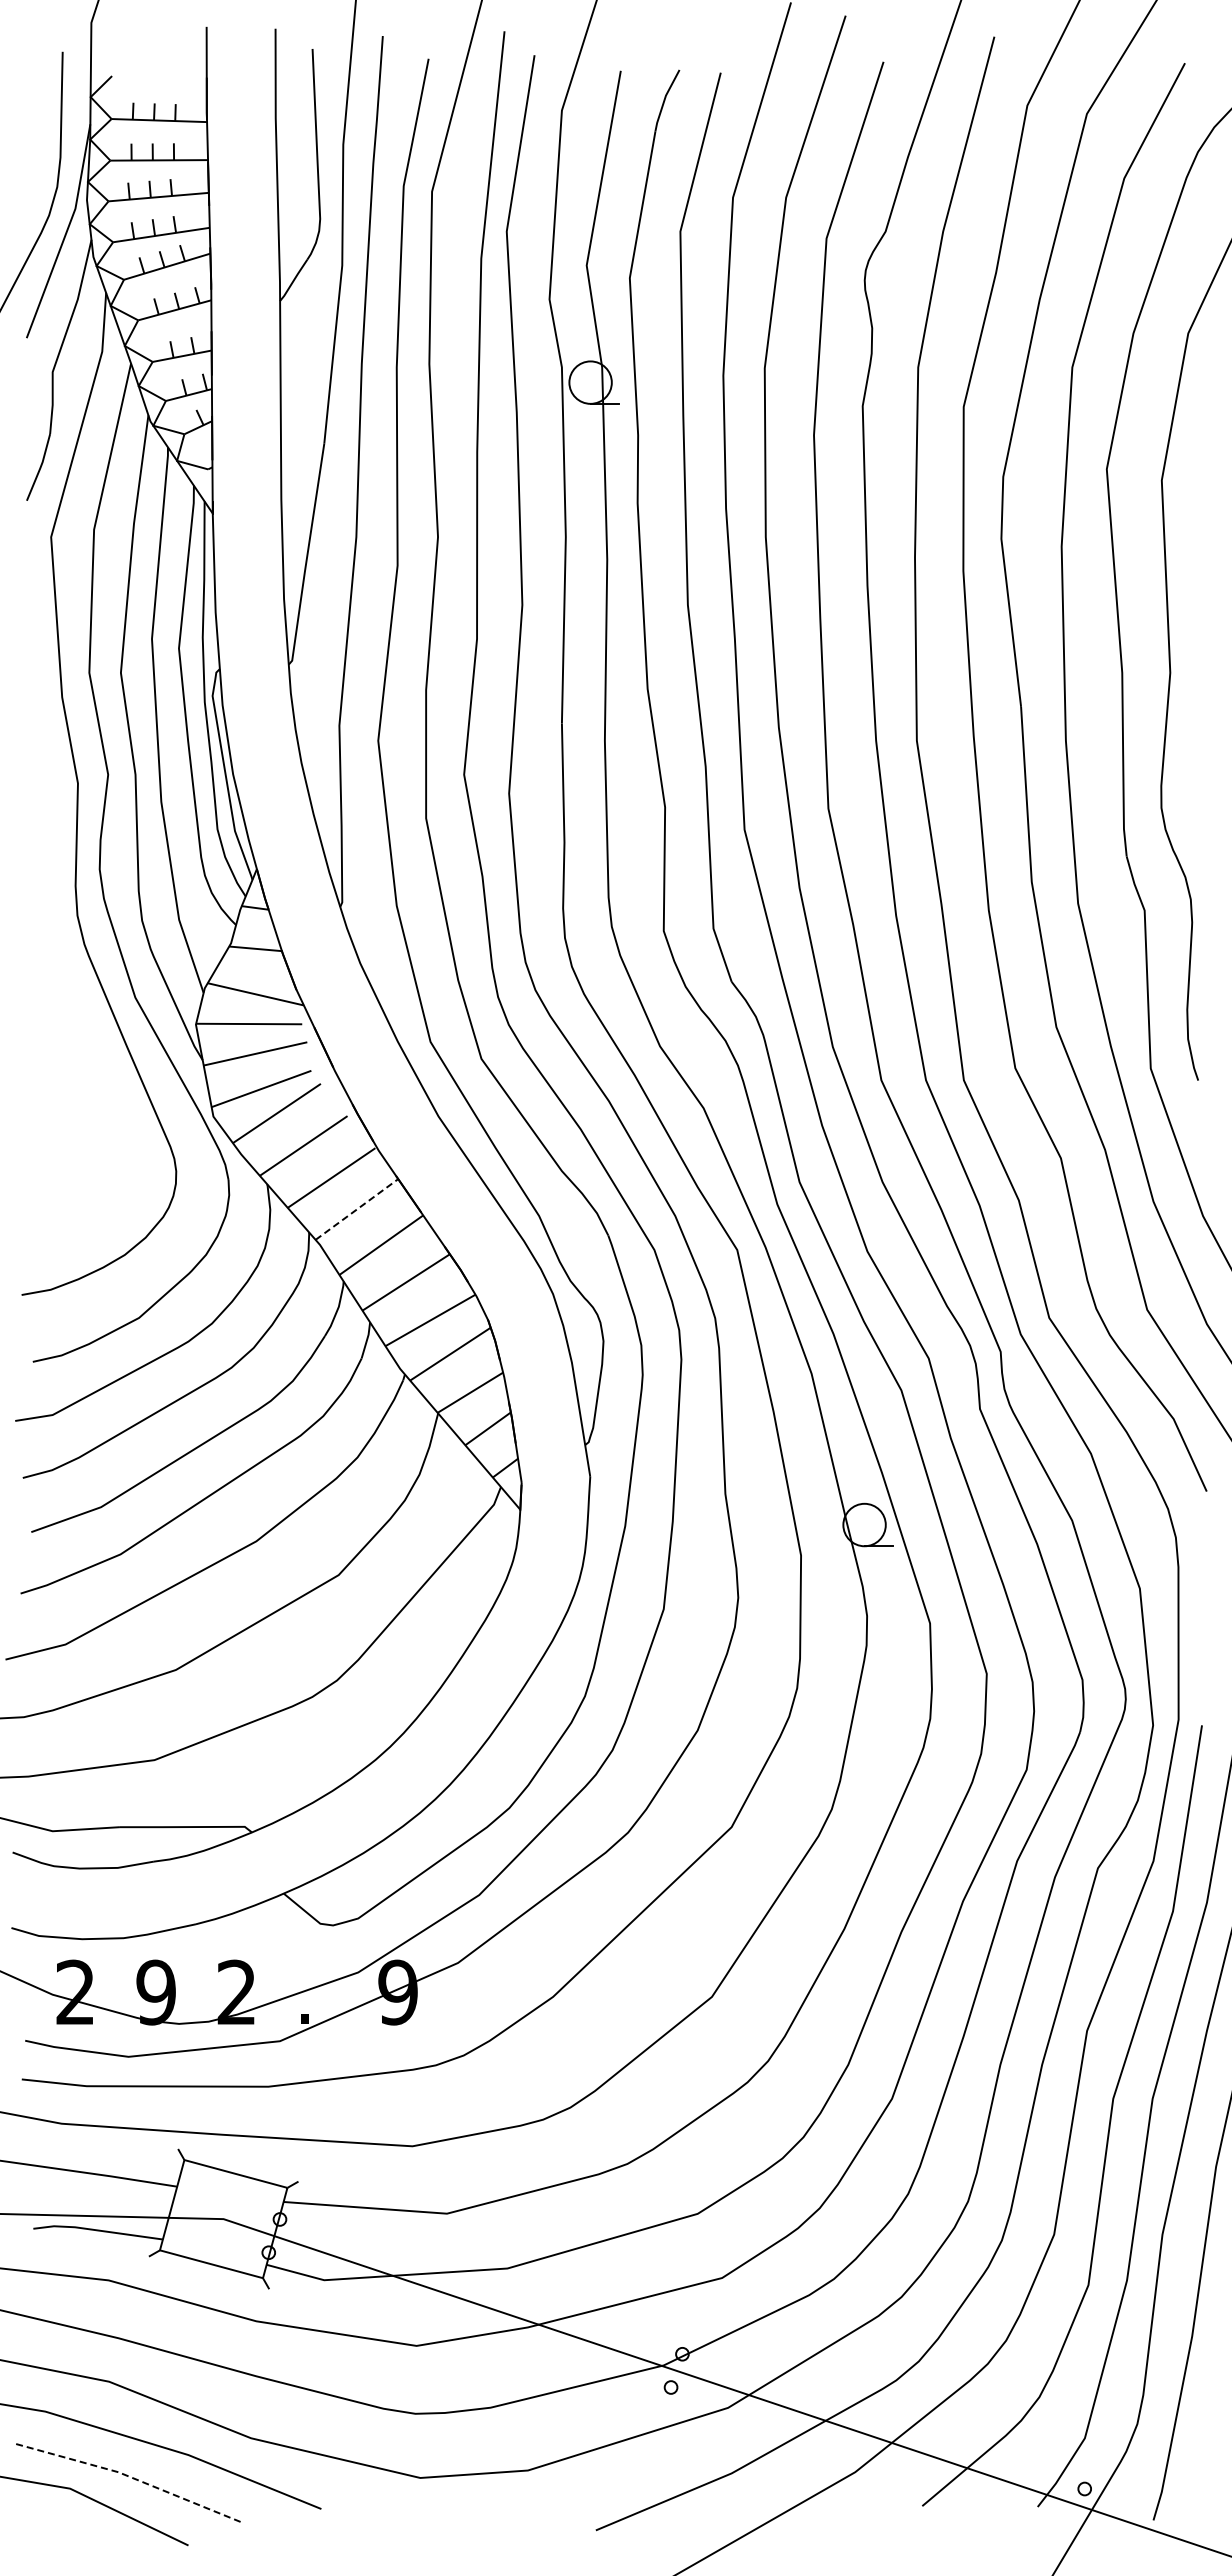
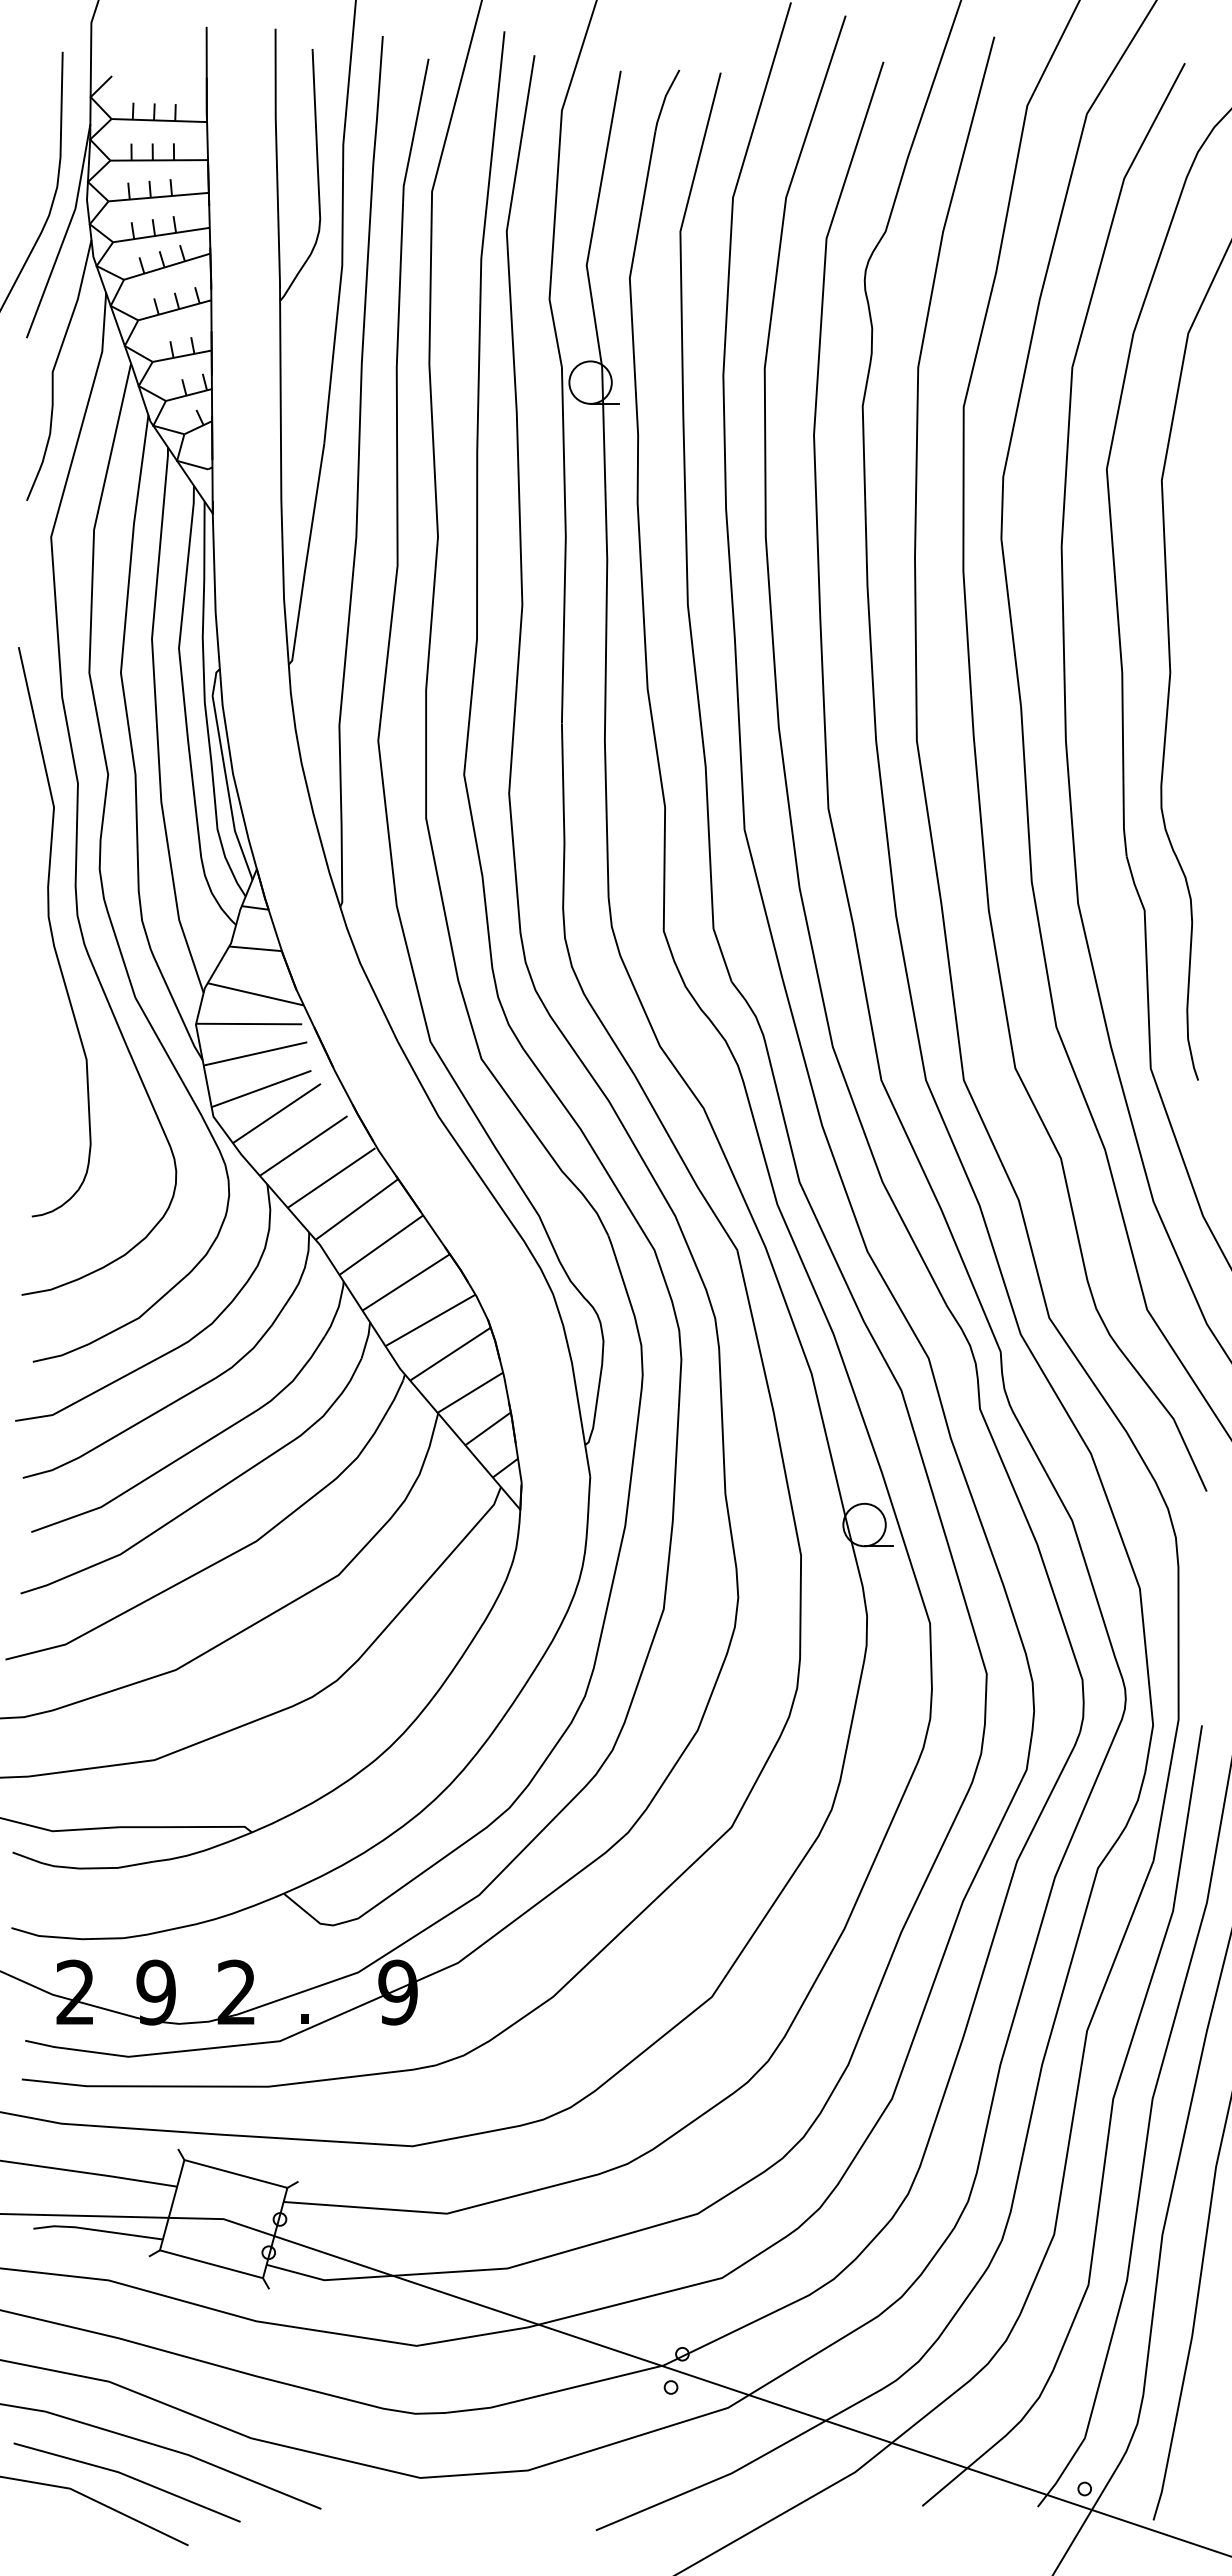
curve: none -> present (52, 932)
line: dashed -> solid (357, 1209)
line: dashed -> solid (128, 2476)
